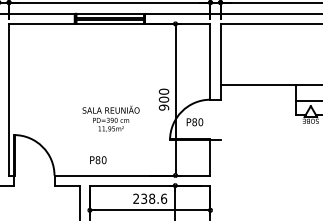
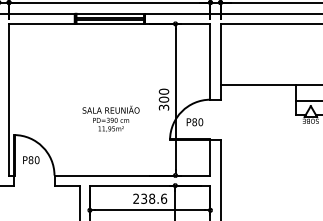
text: 900 -> 300 (163, 107)
text position: (98, 160) -> (31, 160) (31, 160)
line: none -> present (220, 178)
